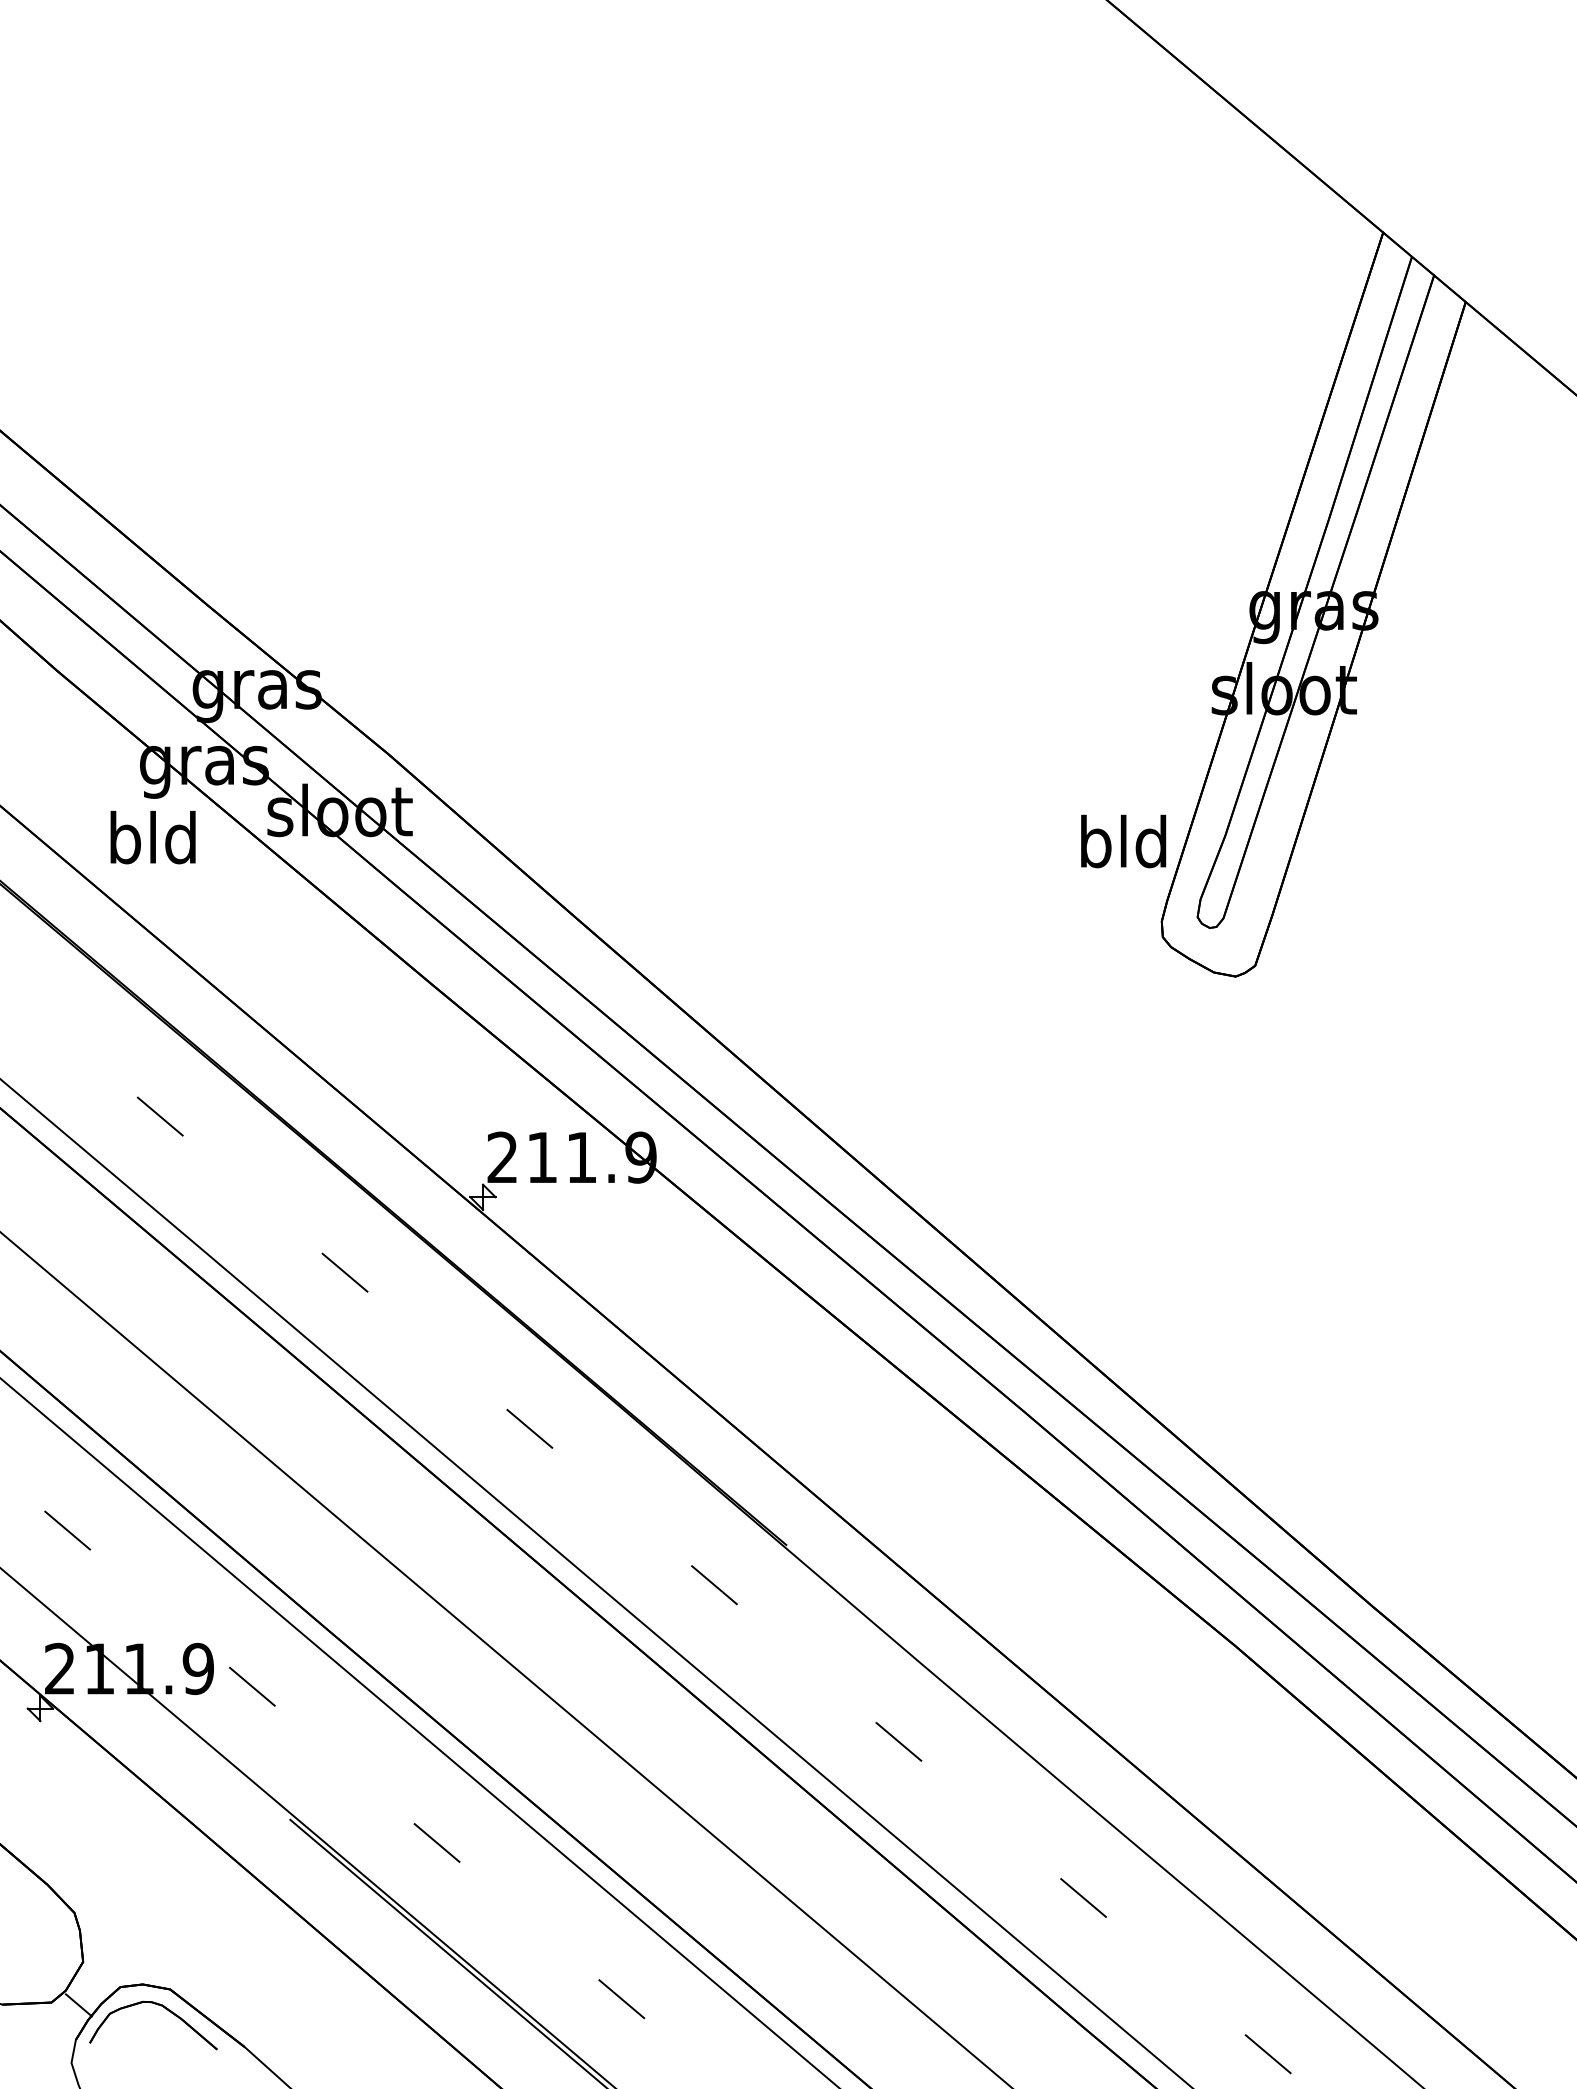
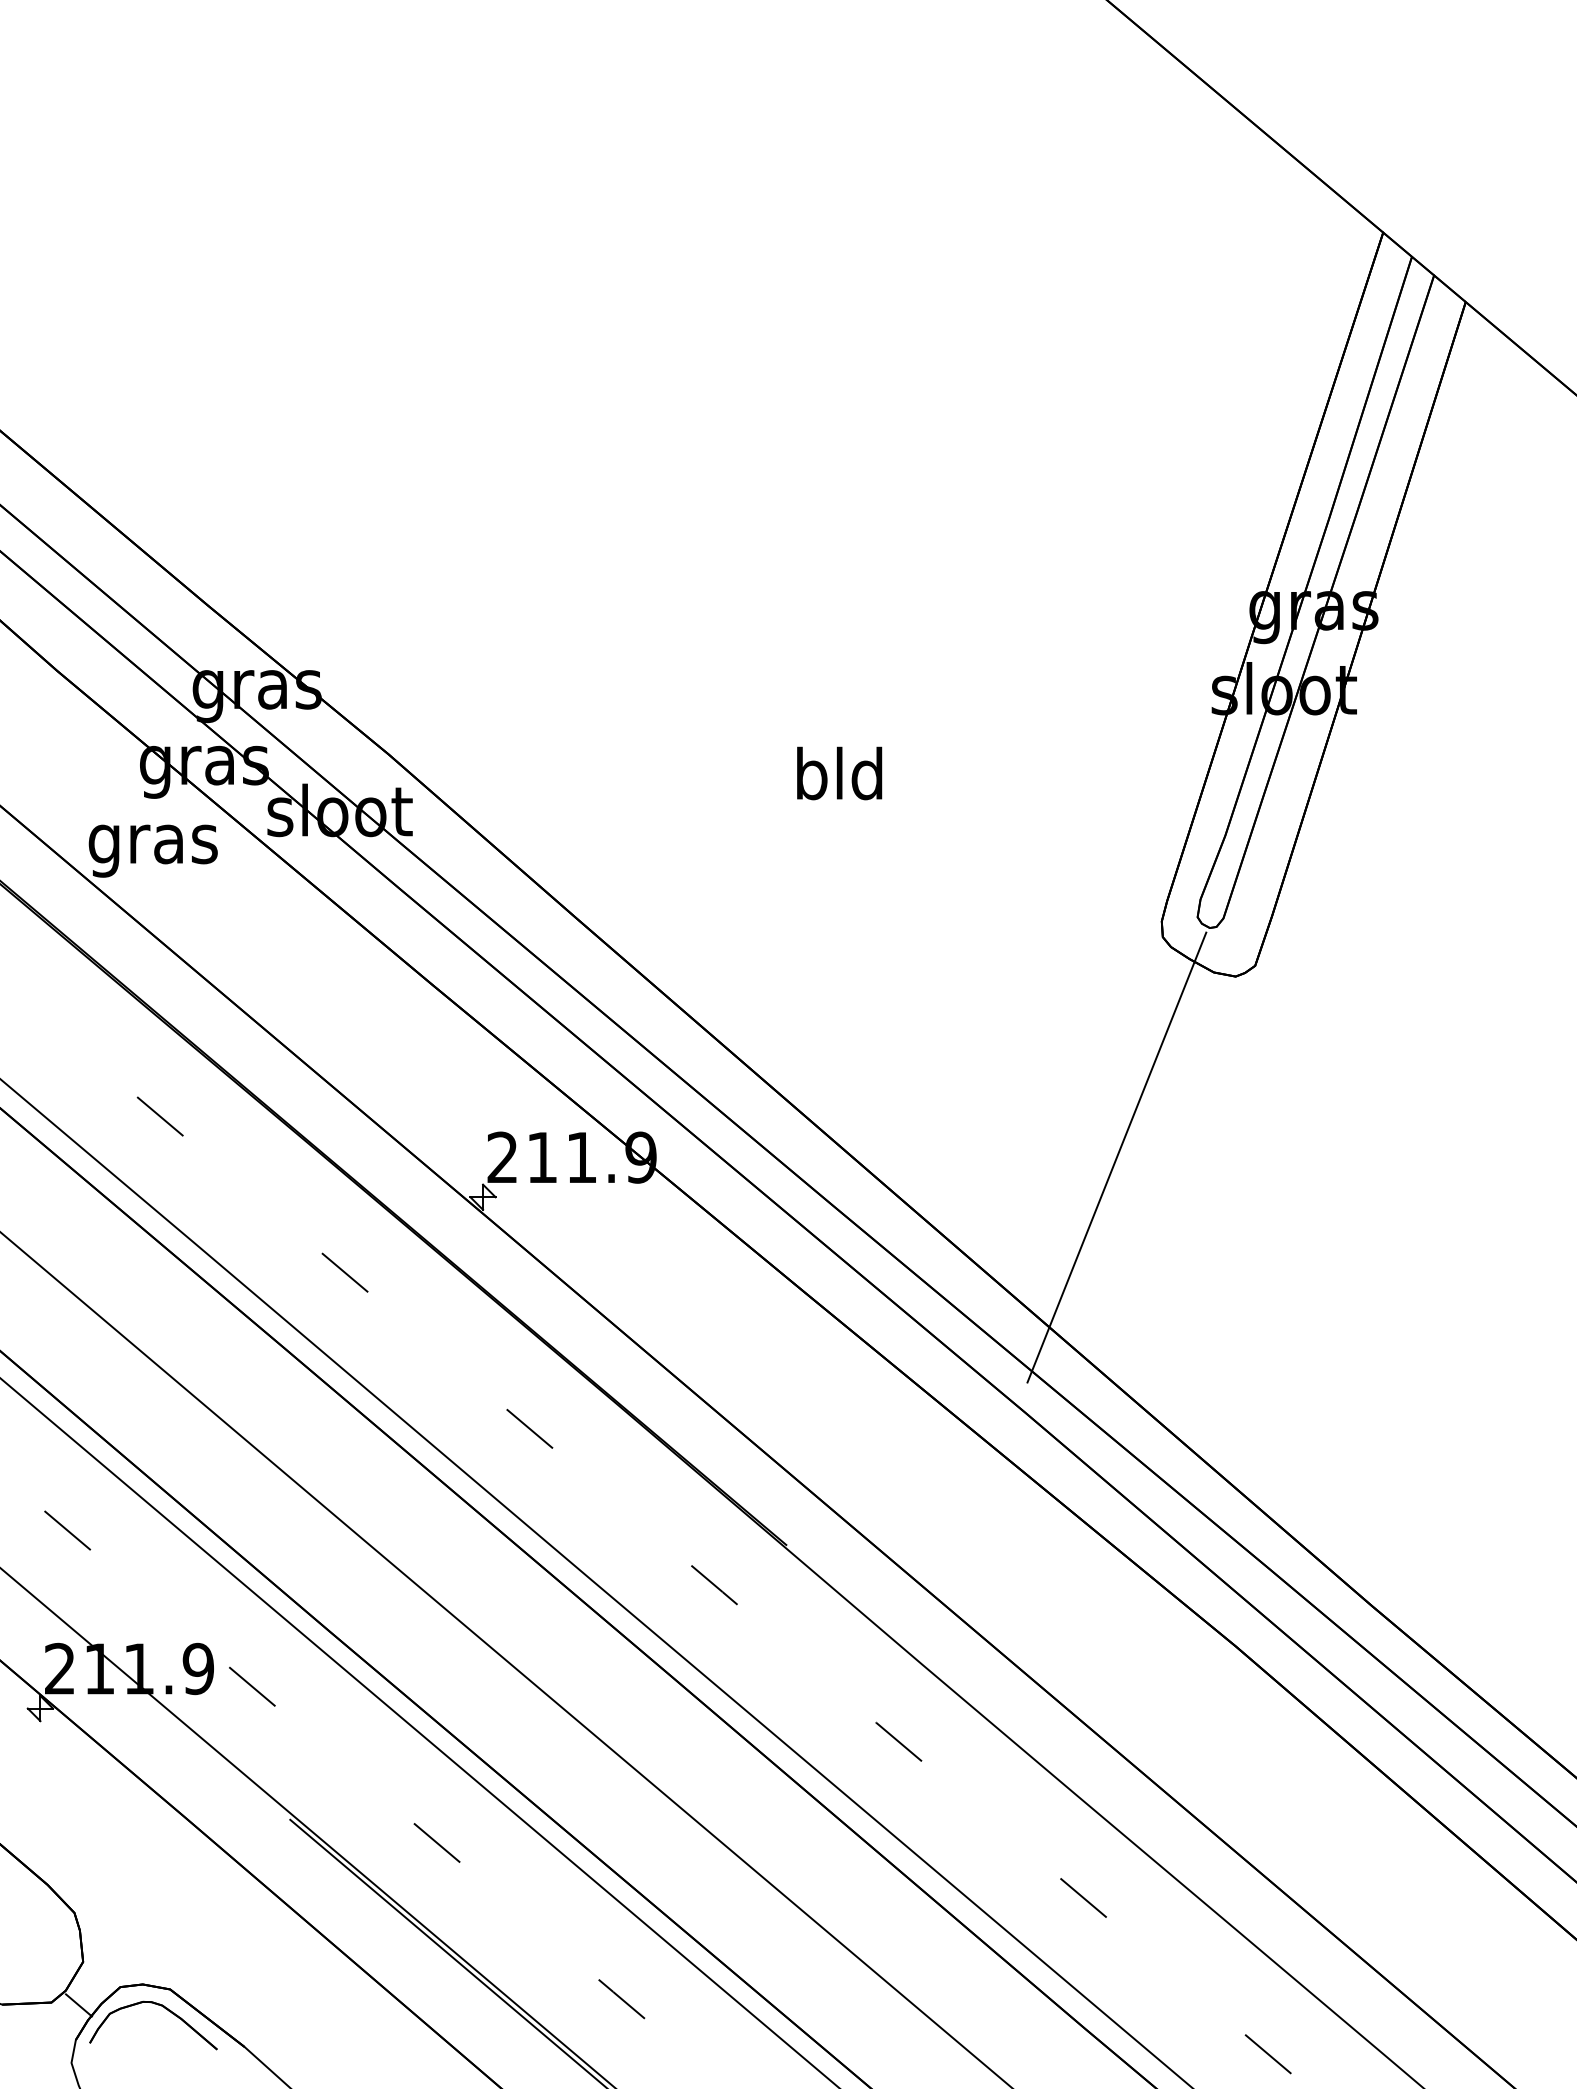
text position: (1123, 841) -> (839, 773) (839, 773)
text: bld -> gras (152, 843)
line: none -> present (1116, 1157)
